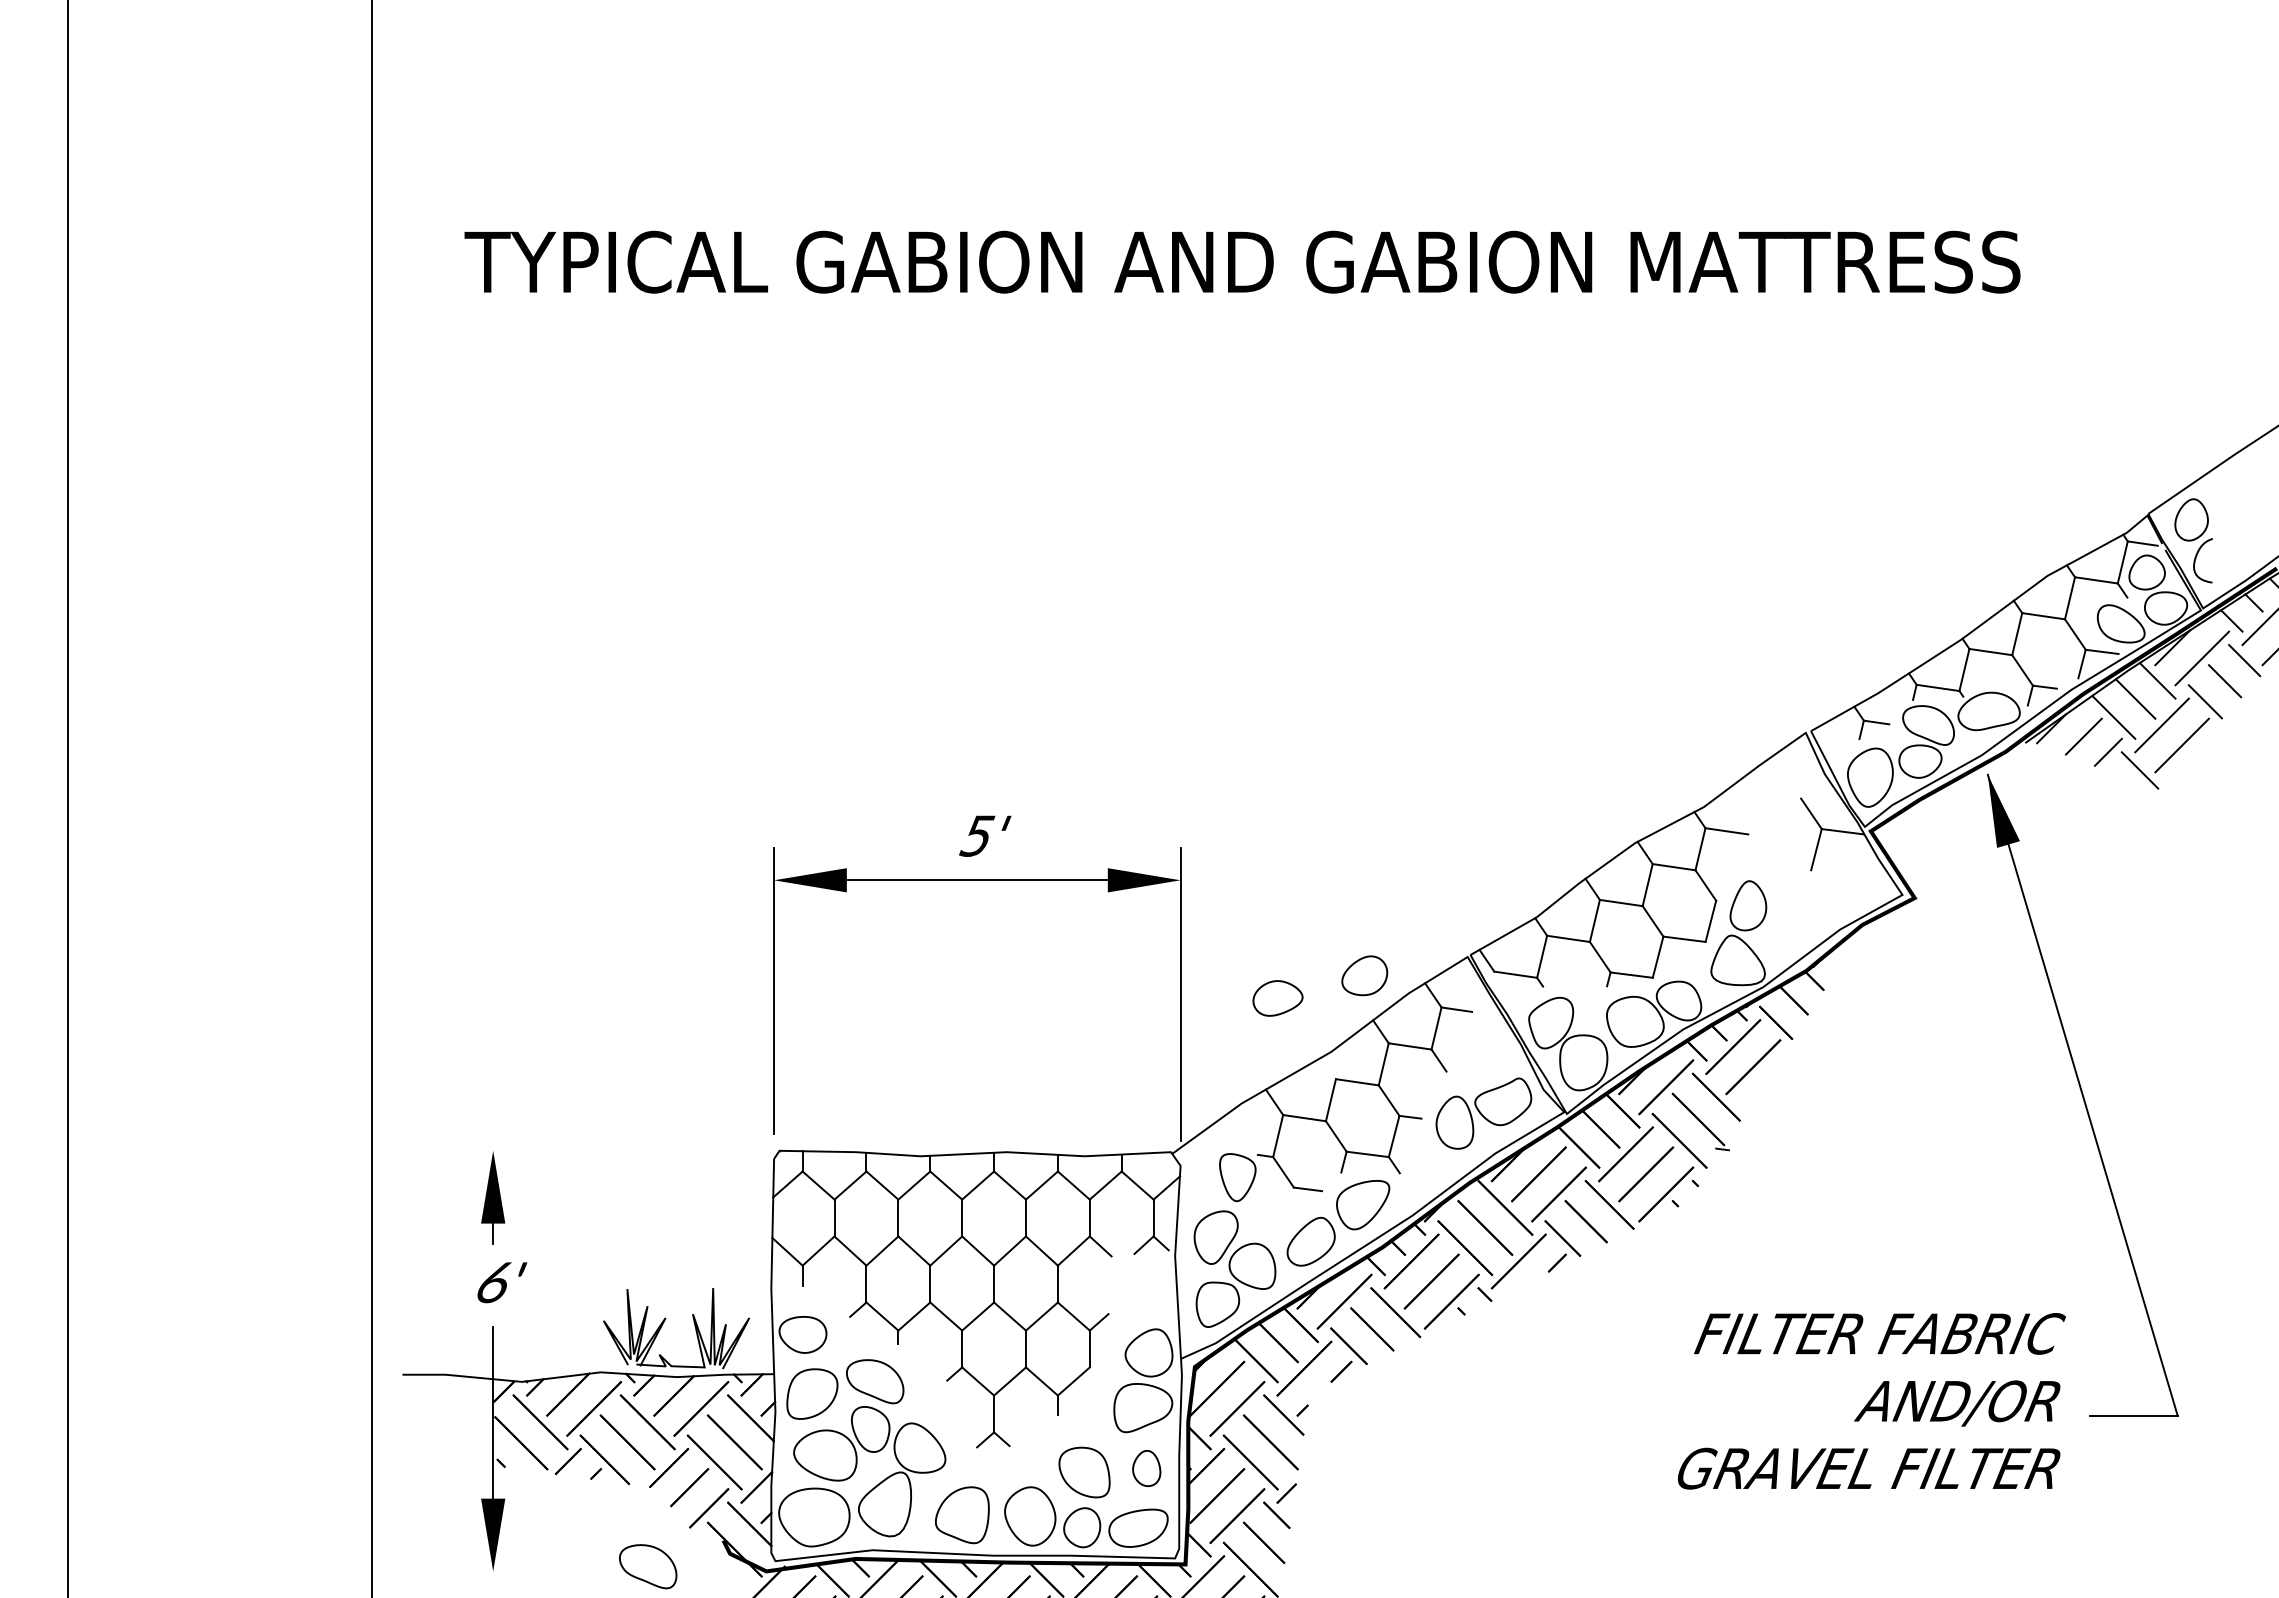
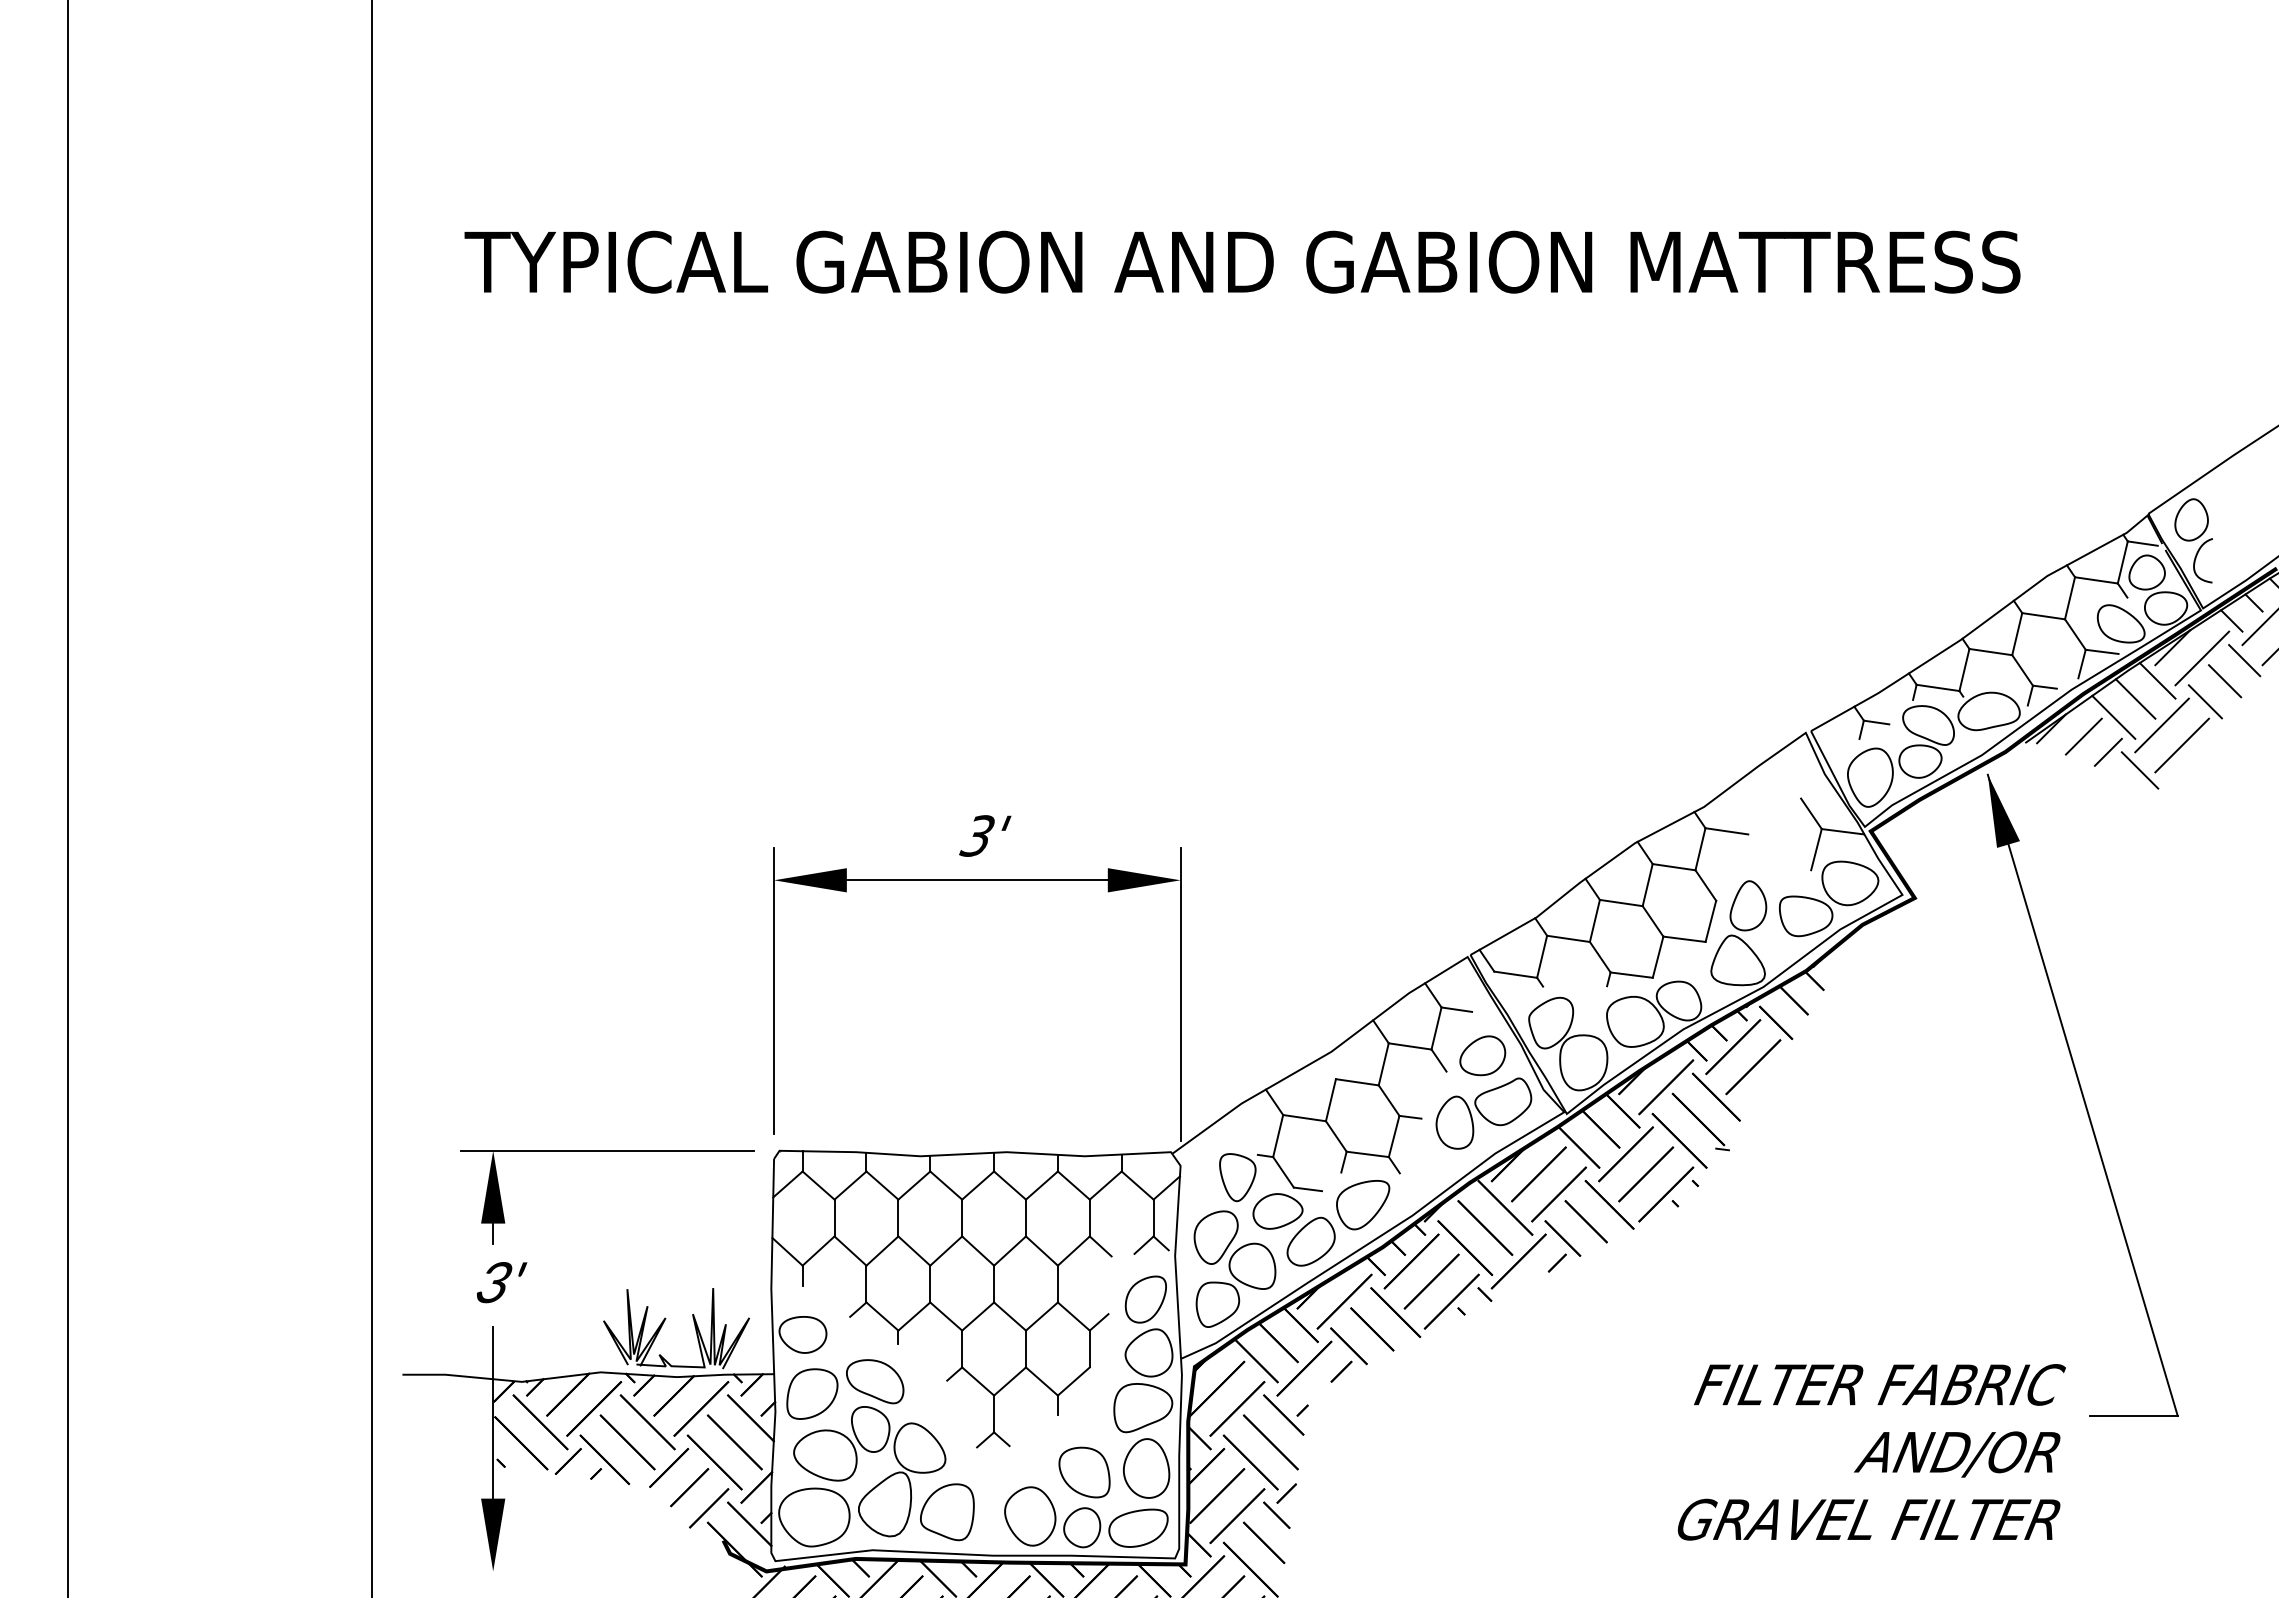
text: 5' -> 3' (977, 835)
part: none -> present (1828, 898)
part position: (1364, 975) -> (1482, 1055) (1482, 1055)
part position: (1277, 998) -> (1277, 1211) (1277, 1211)
line: none -> present (607, 1150)
text: 6' -> 3' (494, 1282)
part: none -> present (1145, 1299)
text position: (1871, 1401) -> (1871, 1452) (1871, 1452)
part size: 30x37 px -> 48x61 px (1146, 1468)
part position: (962, 1515) -> (947, 1512) (947, 1512)
part: present -> none (648, 1566)
